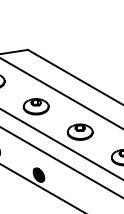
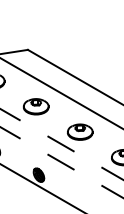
line: solid -> dashed (61, 144)
line: solid -> dashed (61, 162)
